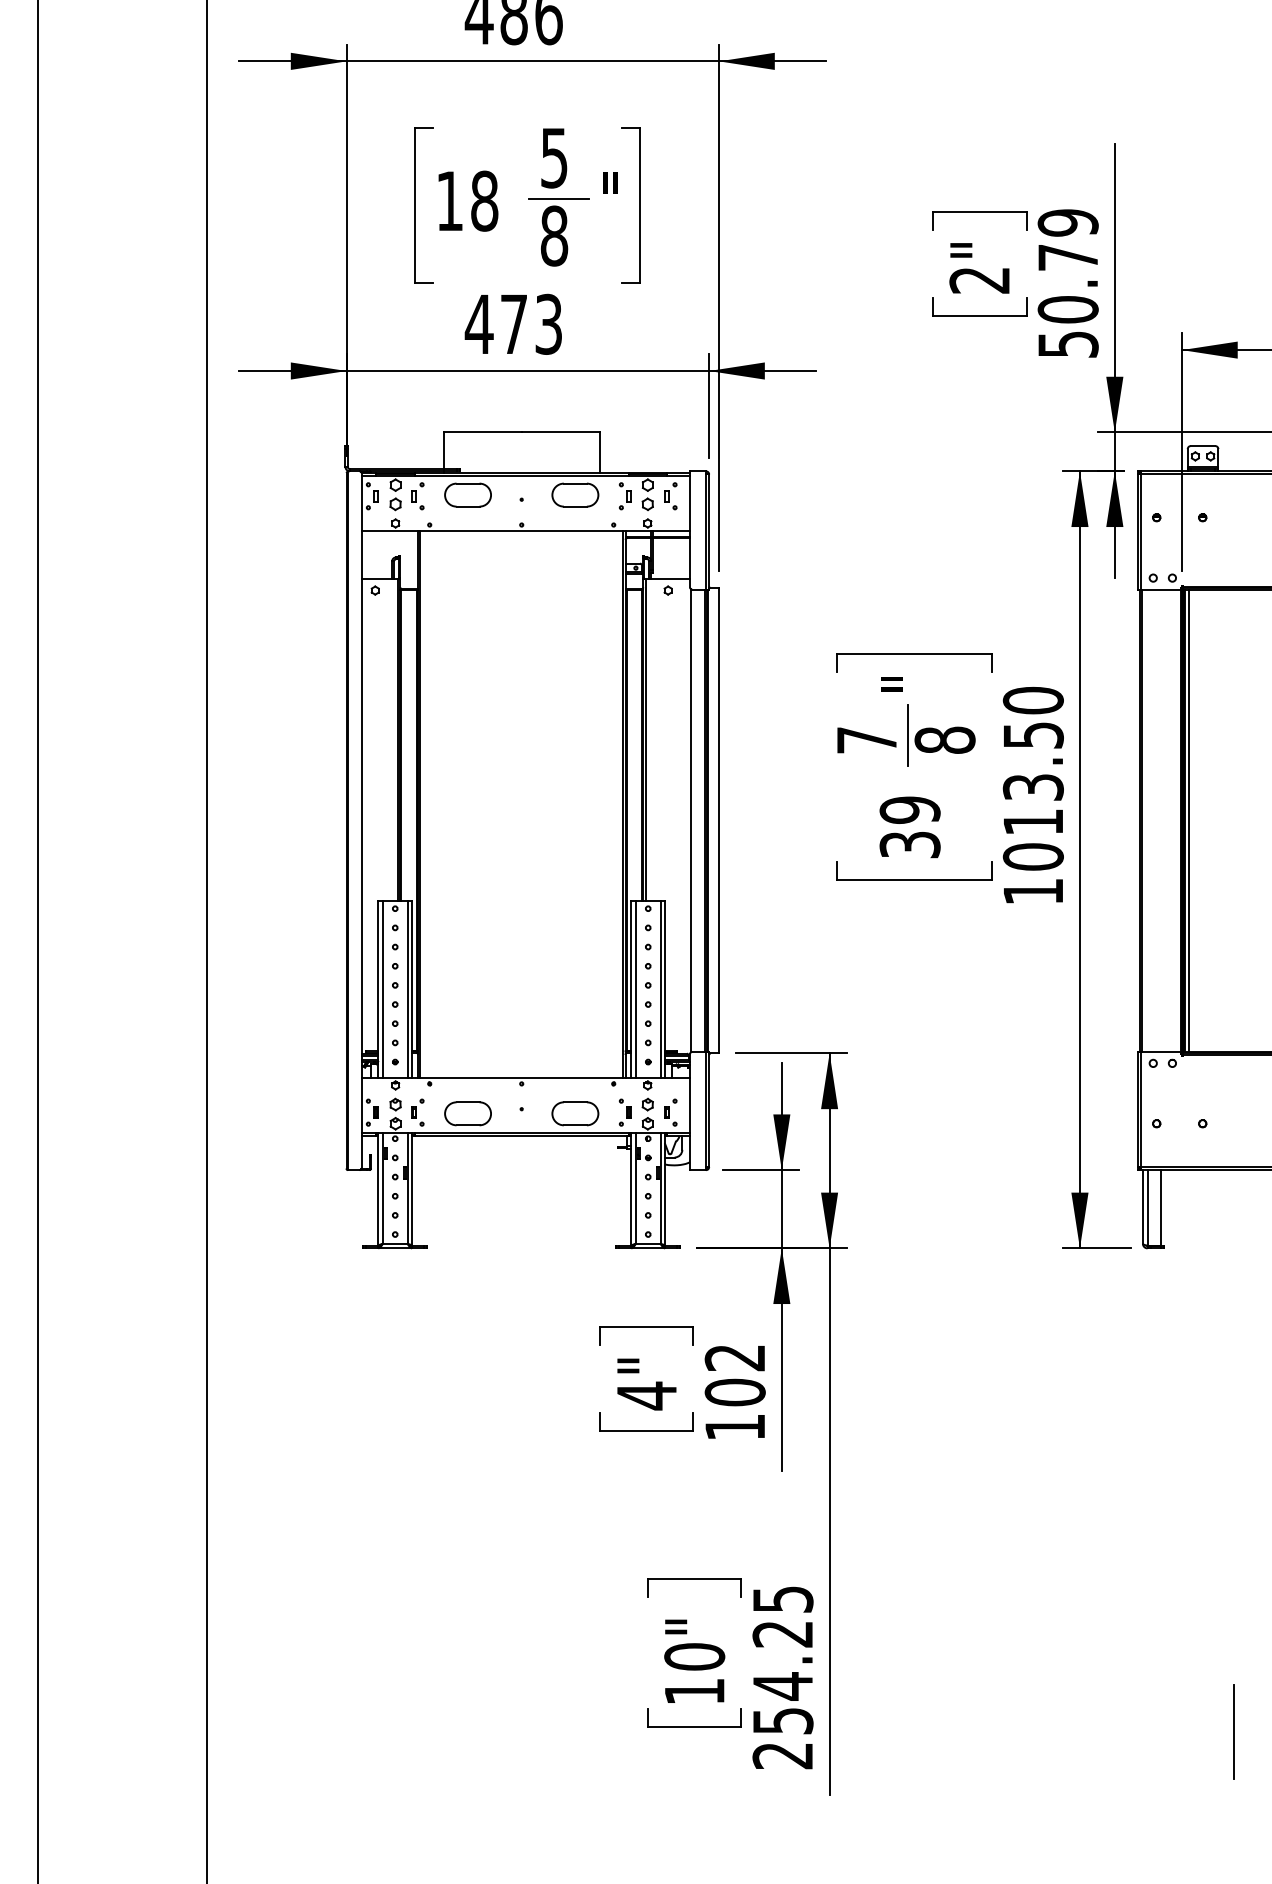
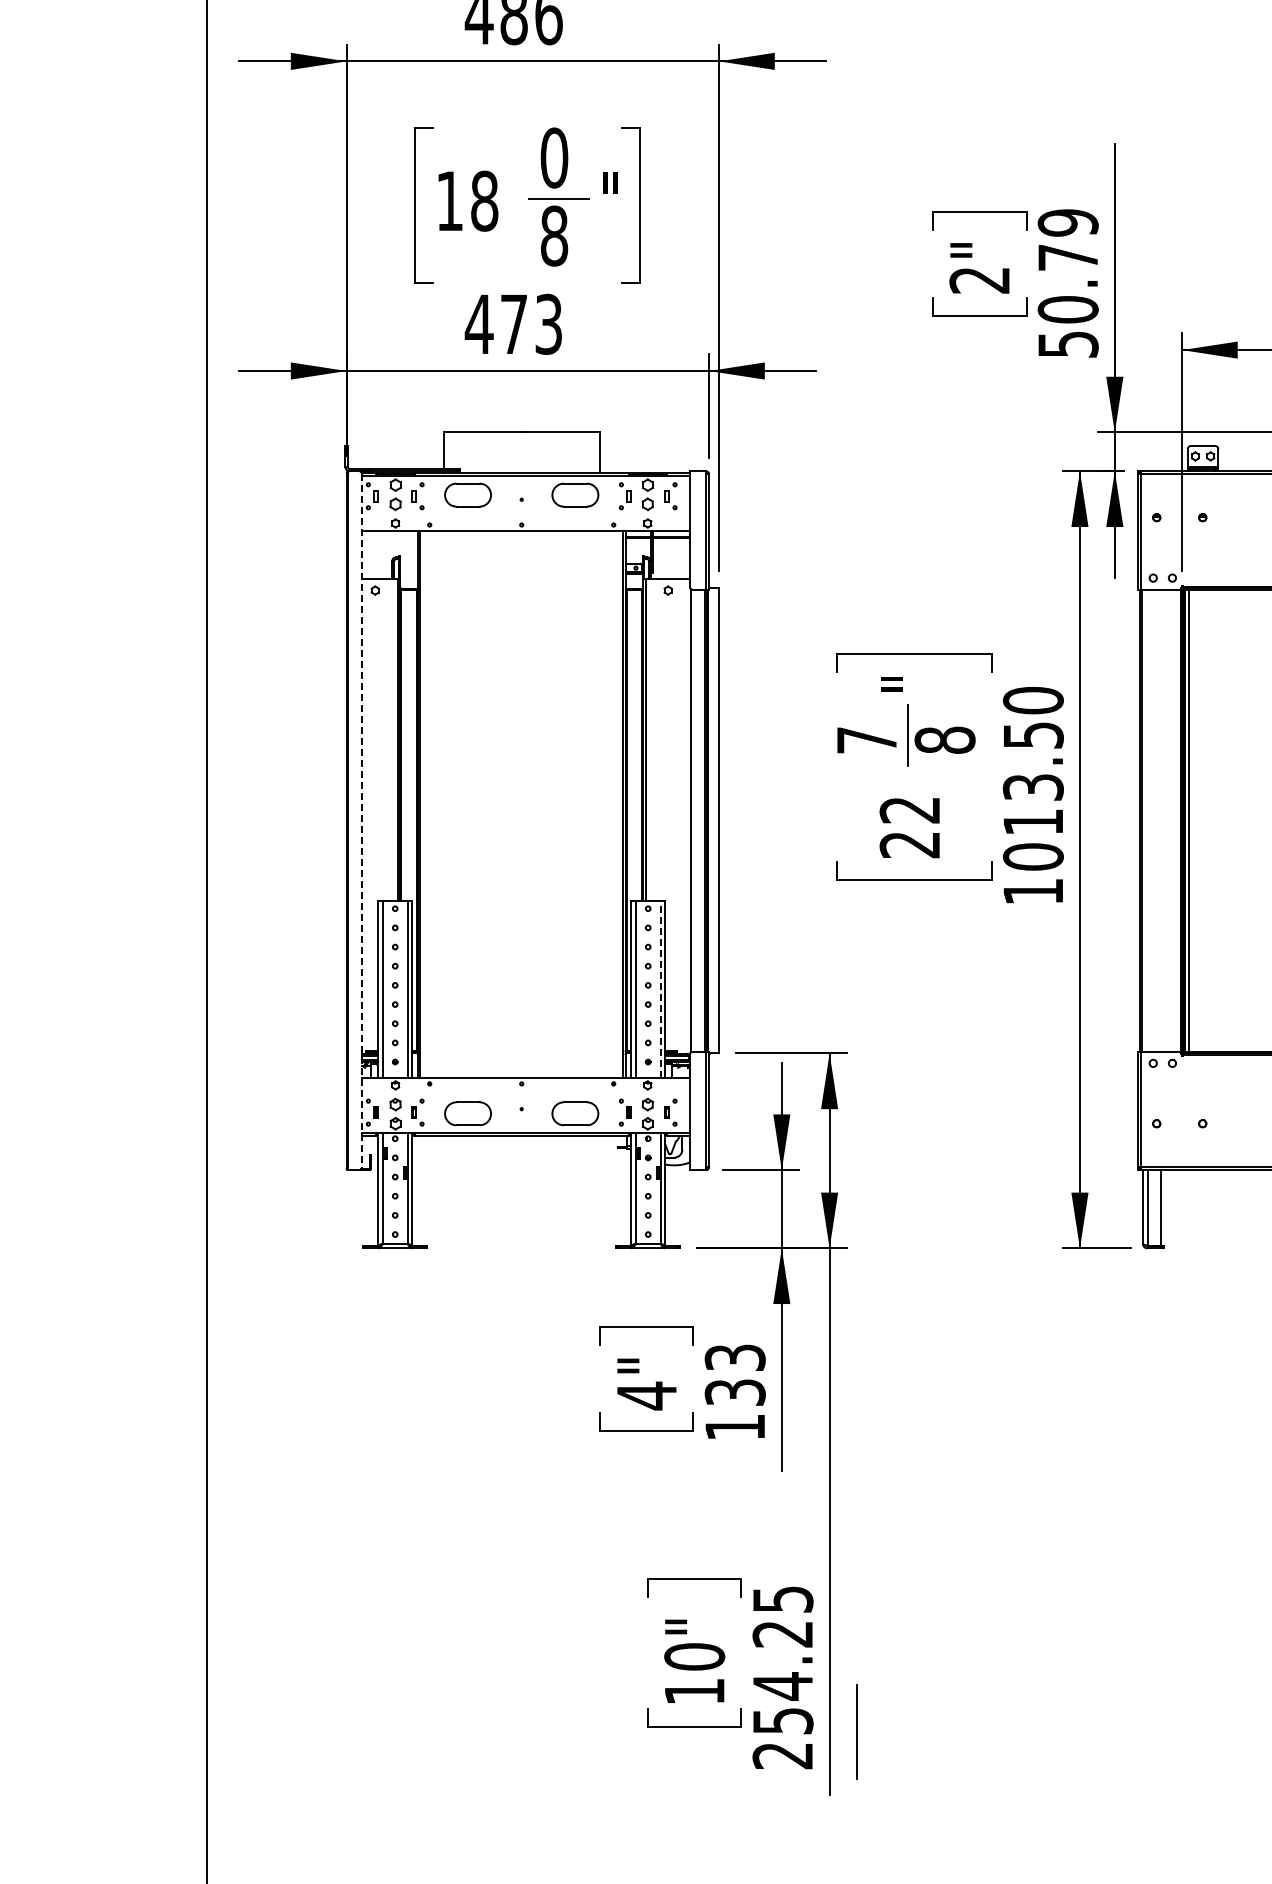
text: 5 -> 0 (554, 157)
line: solid -> dashed (361, 821)
text: 39 -> 22 (909, 827)
line: present -> none (38, 941)
line: solid -> dashed (660, 988)
text: 102 -> 133 (734, 1375)
line position: (1233, 1731) -> (856, 1731) (856, 1731)
